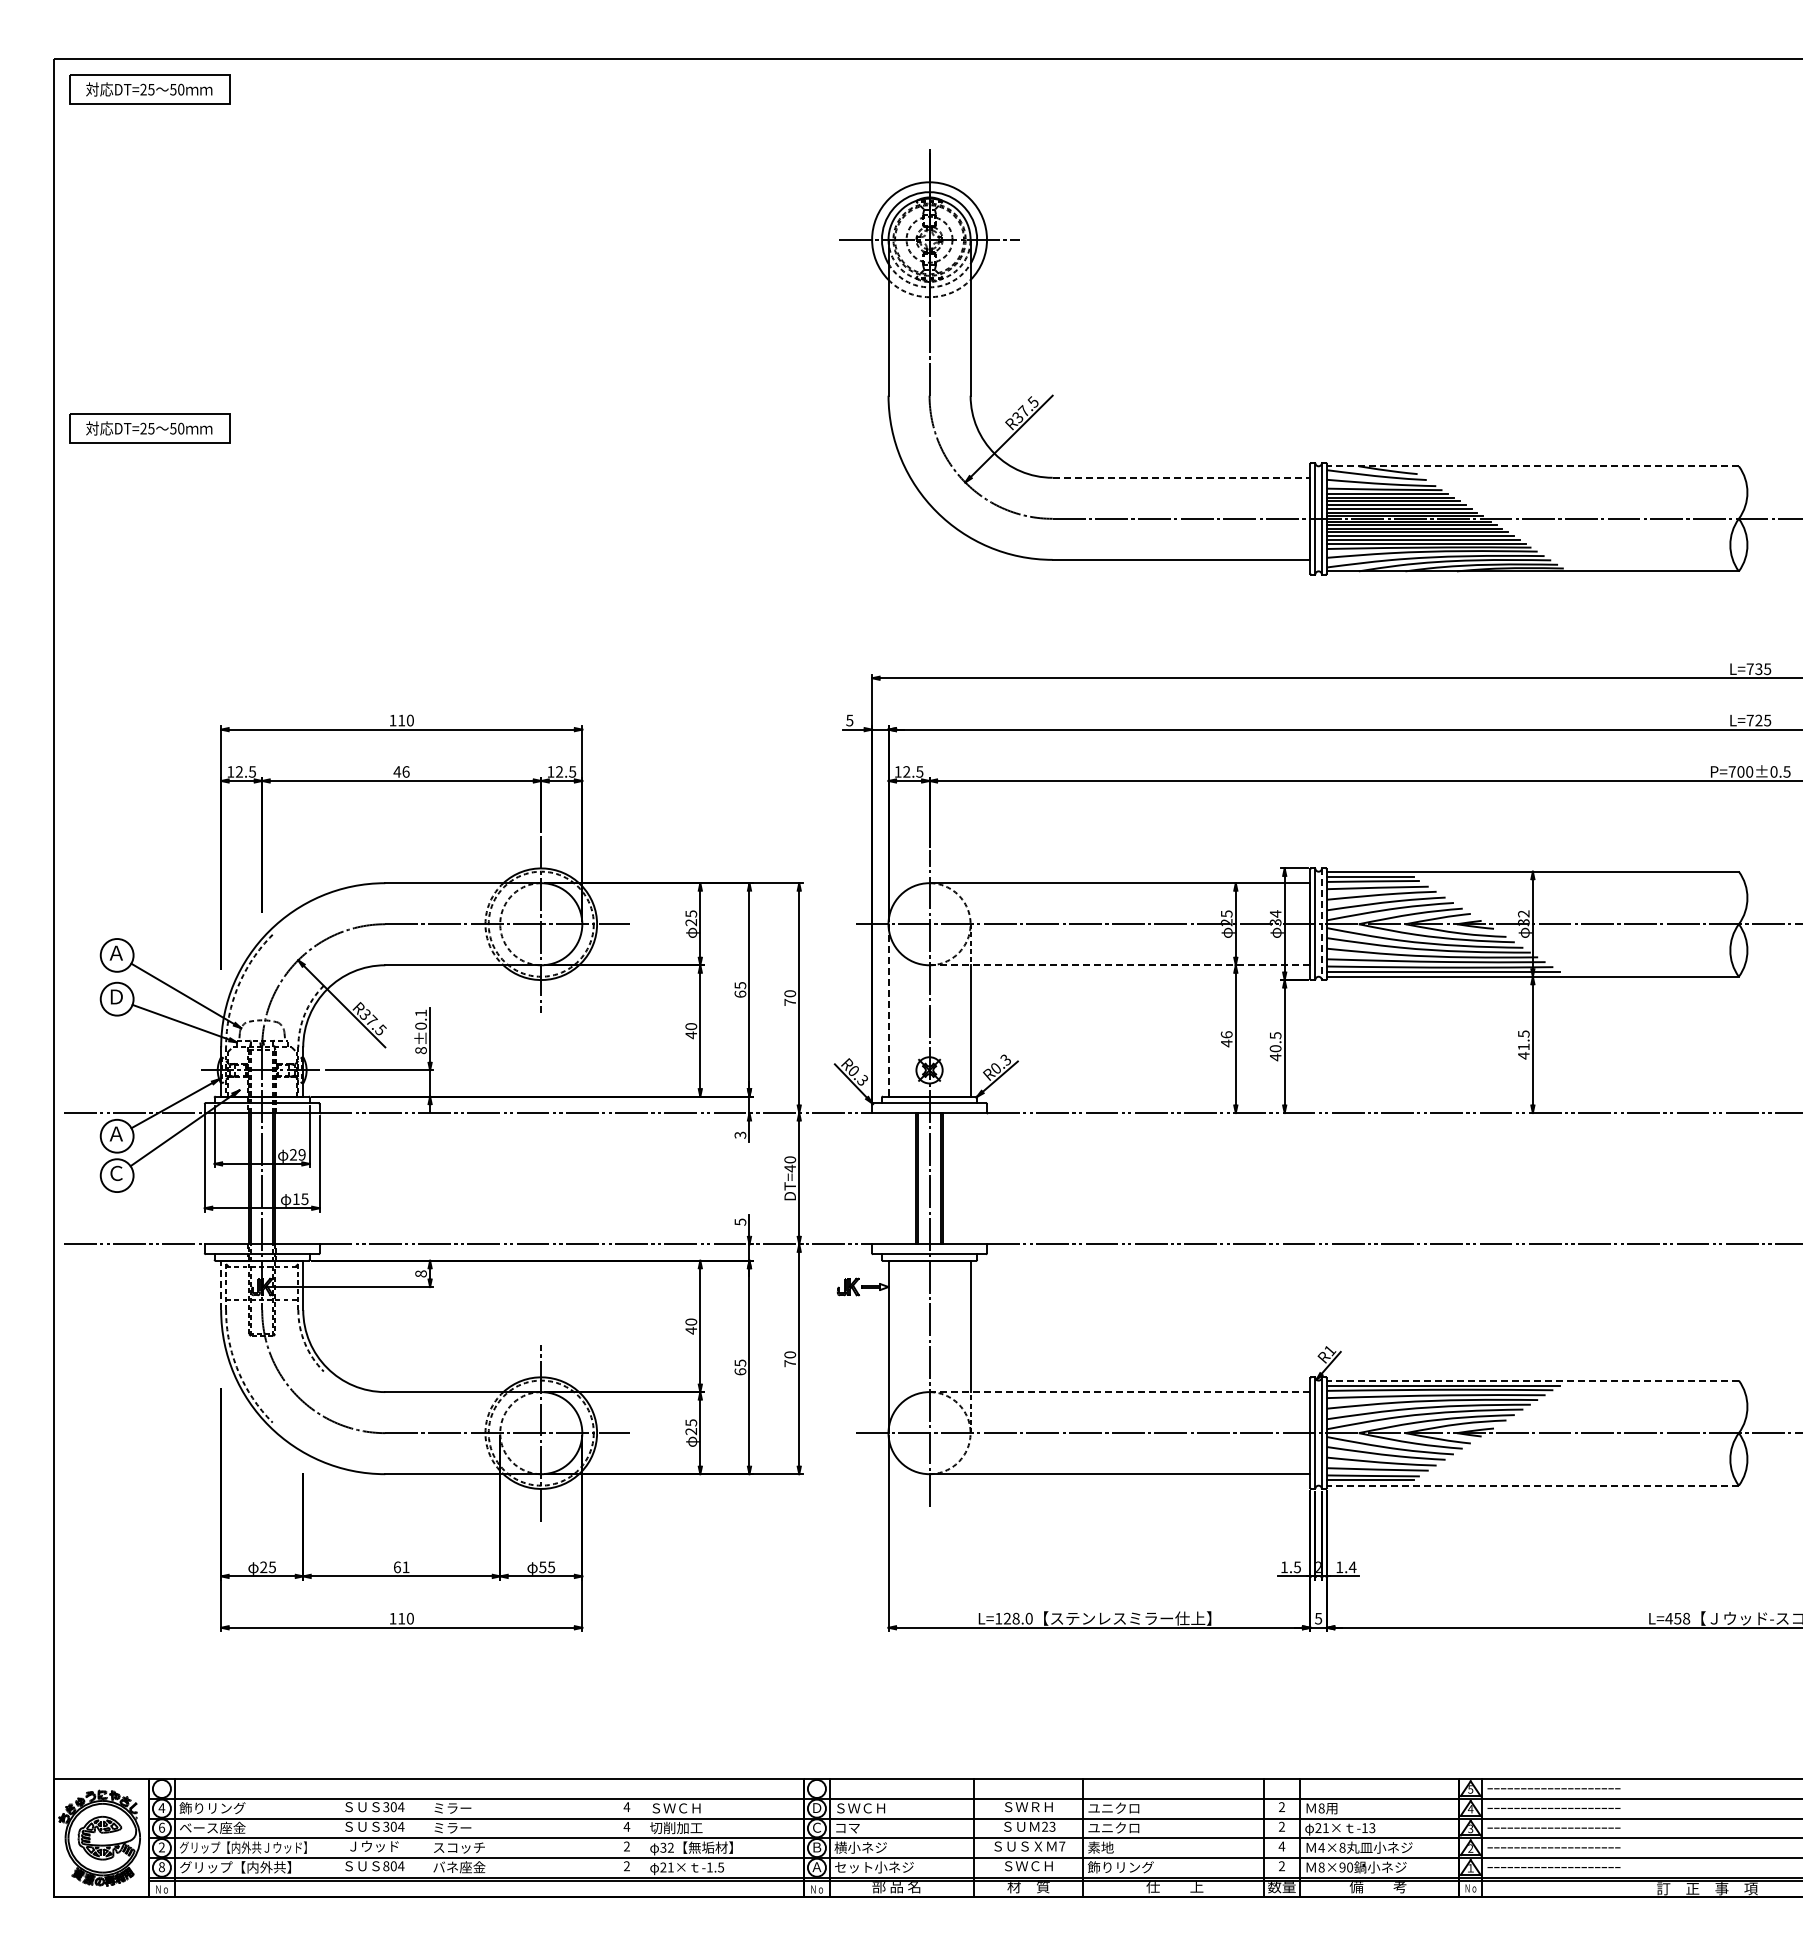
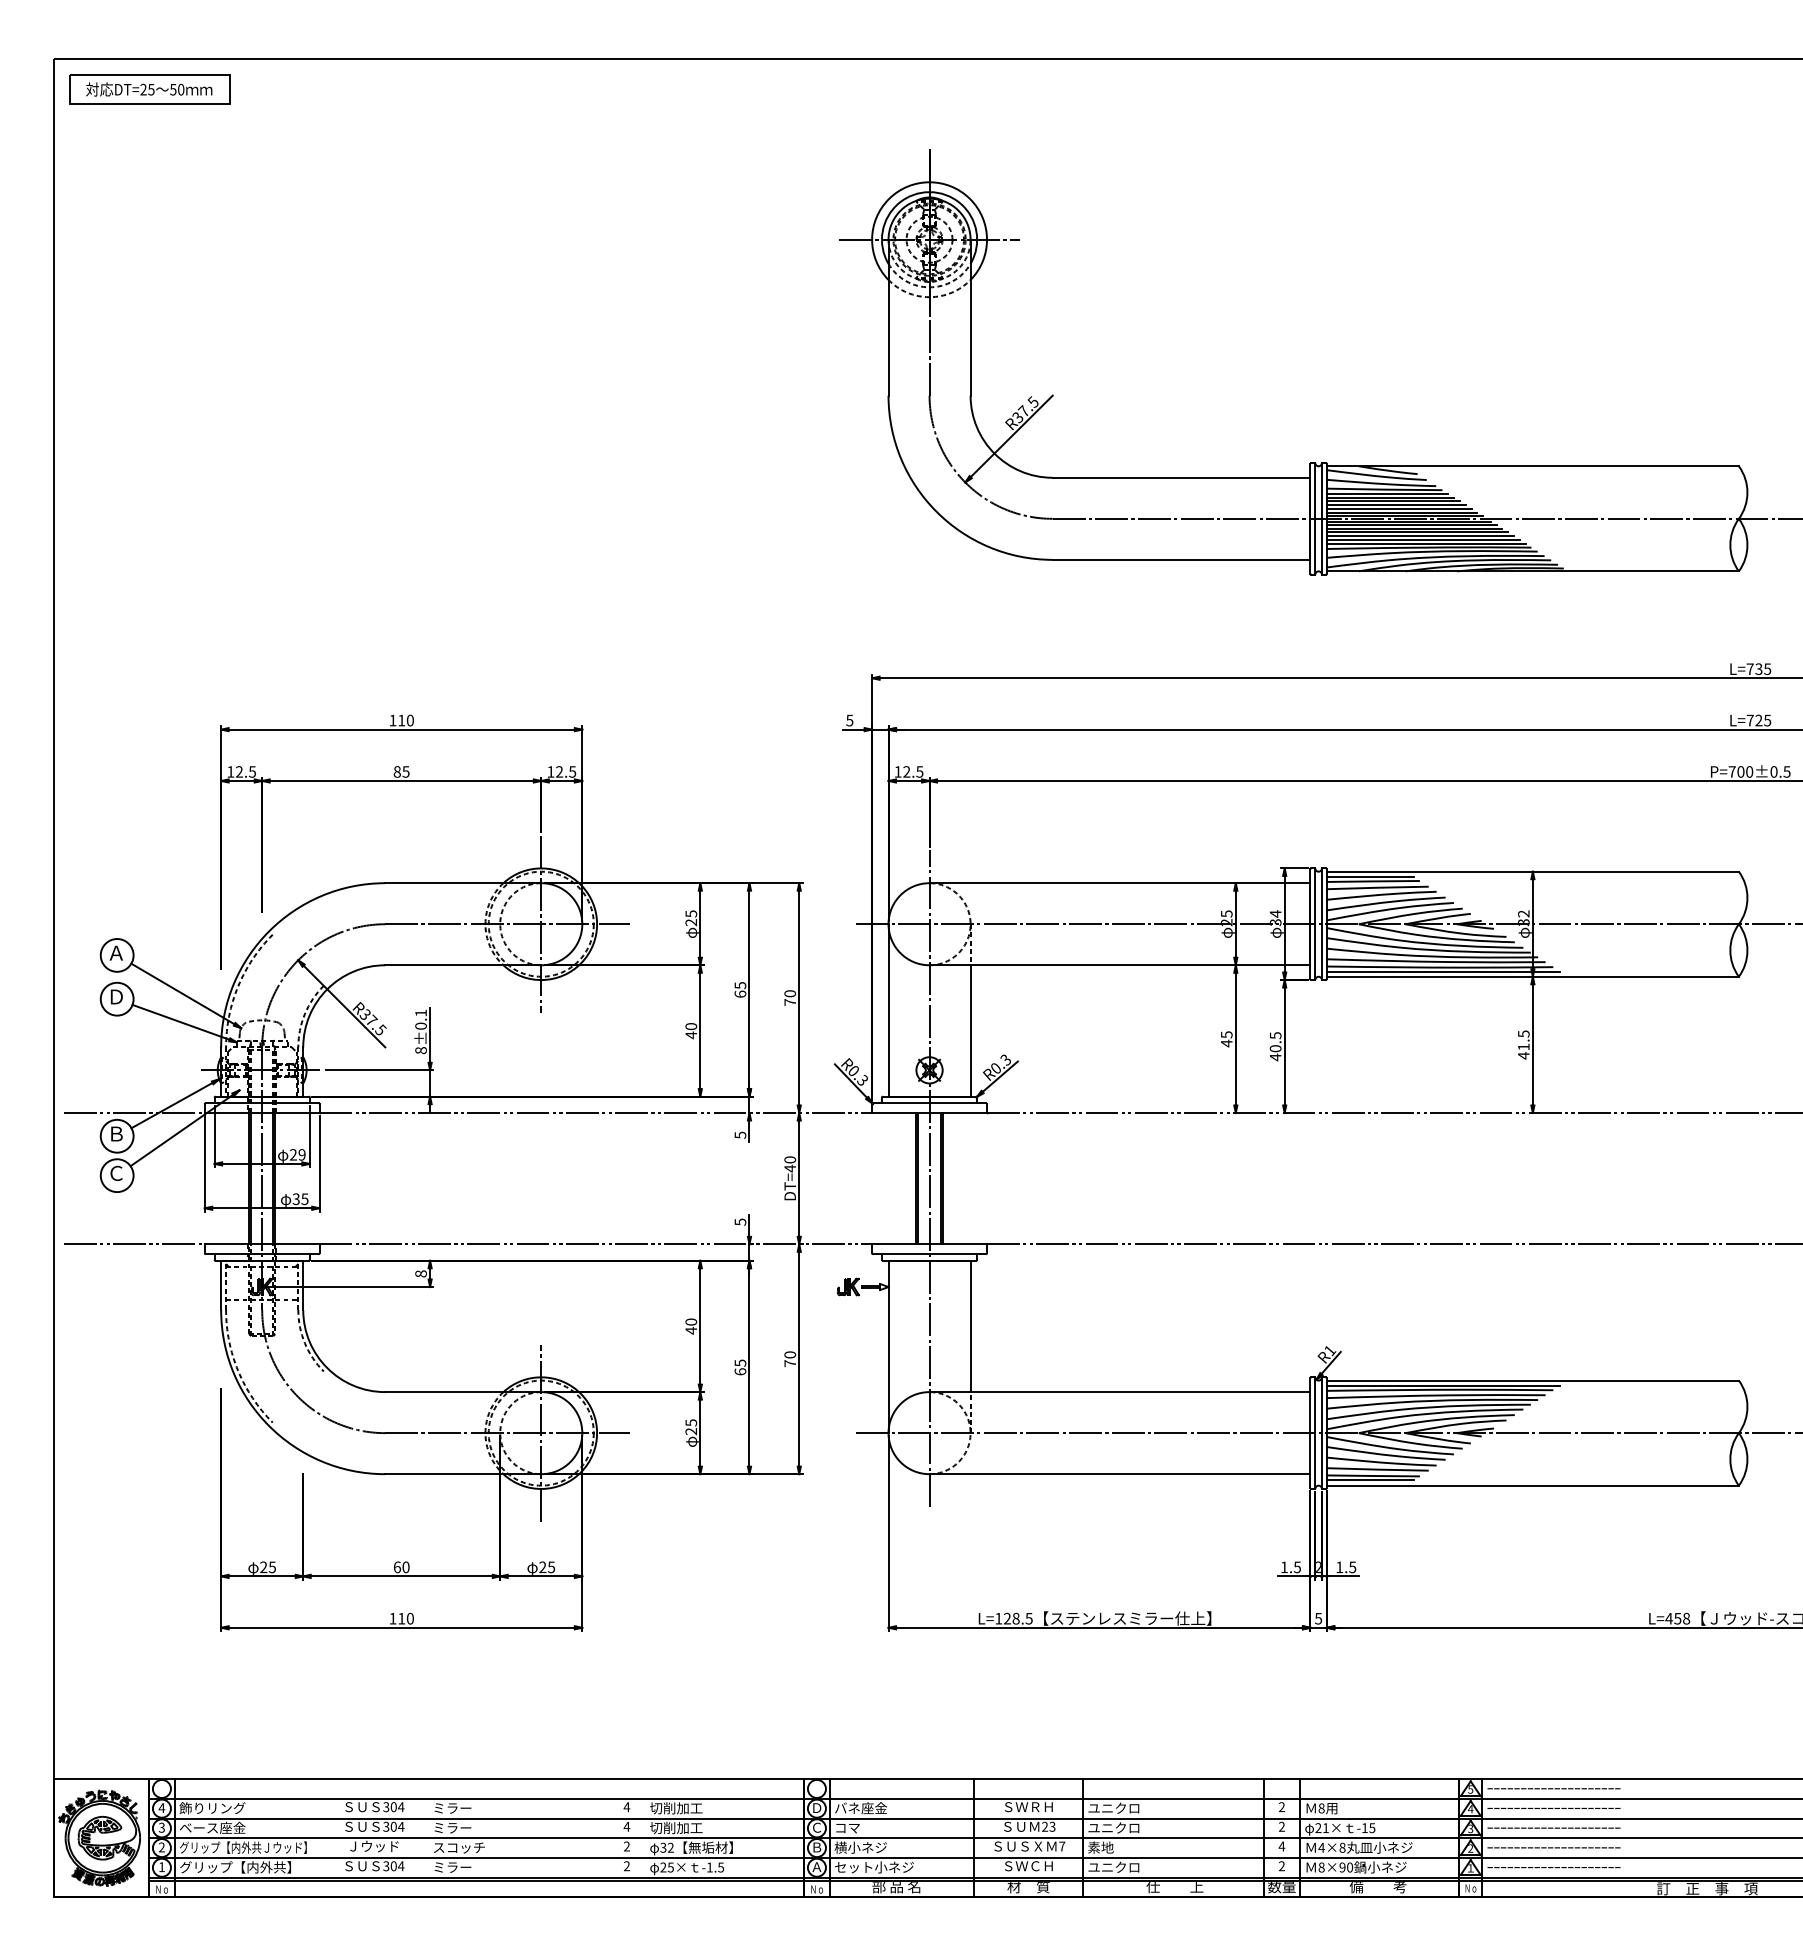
part: present -> none (149, 428)
line: dashed -> solid (1532, 466)
line: dashed -> solid (1181, 477)
text: 46 -> 85 (401, 771)
line: dashed -> solid (1321, 924)
line: dashed -> solid (1119, 965)
line: dashed -> solid (888, 1010)
text: 46 -> 45 (1226, 1034)
text: Ａ -> Ｂ (115, 1133)
text: 3 -> 5 (739, 1134)
text: 15 -> 35 (295, 1199)
line: dashed -> solid (221, 1285)
line: dashed -> solid (1532, 1380)
line: dashed -> solid (1119, 1392)
line: dashed -> solid (1532, 1485)
text: 61 -> 60 (405, 1567)
text: 55 -> 25 (542, 1567)
text: 1.4 -> 1.5 (1352, 1567)
text: L=128.0 -> L=128.5 (1028, 1618)
text: ＳＷＣＨ -> 切削加工 (676, 1808)
text: ＳＷＣＨ -> バネ座金 (861, 1808)
text: 6 -> 3 (161, 1827)
text: -13 -> -15 (1372, 1827)
text: 804 -> 304 (386, 1865)
text: 8 -> 1 (161, 1867)
text: バネ座金 -> ミラー (459, 1867)
text: 21× -> 25× (670, 1867)
text: 飾りリング -> ユニクロ (1120, 1867)
